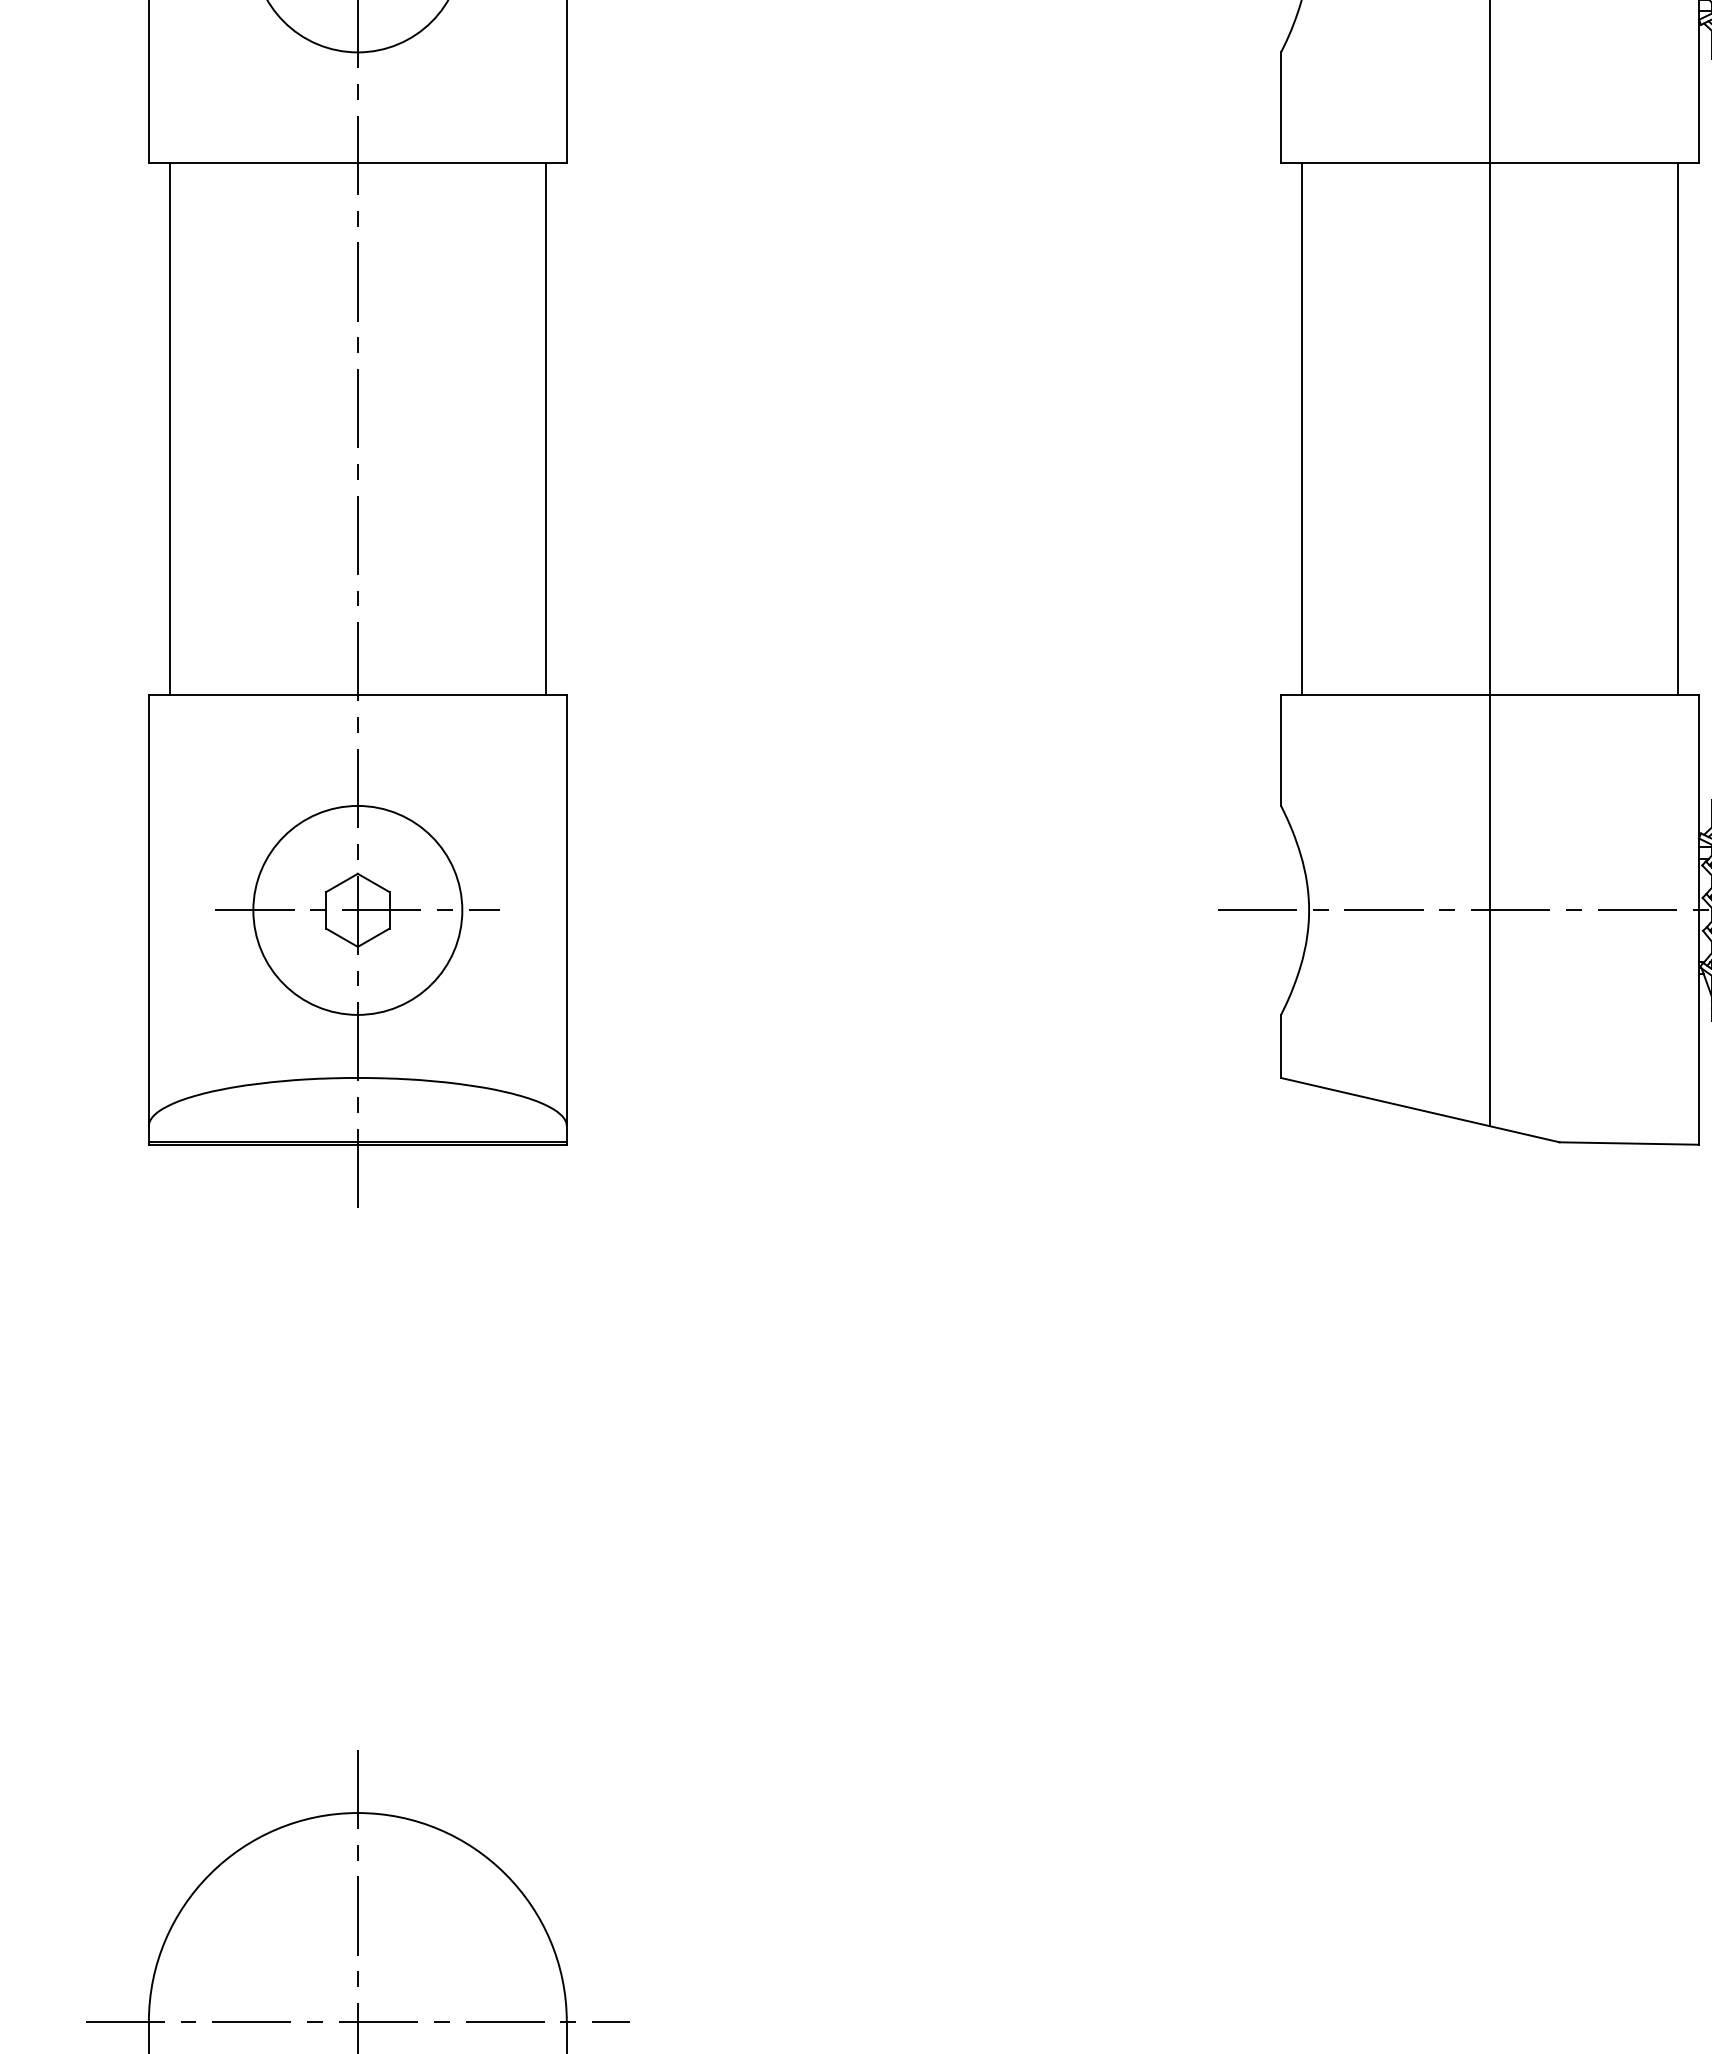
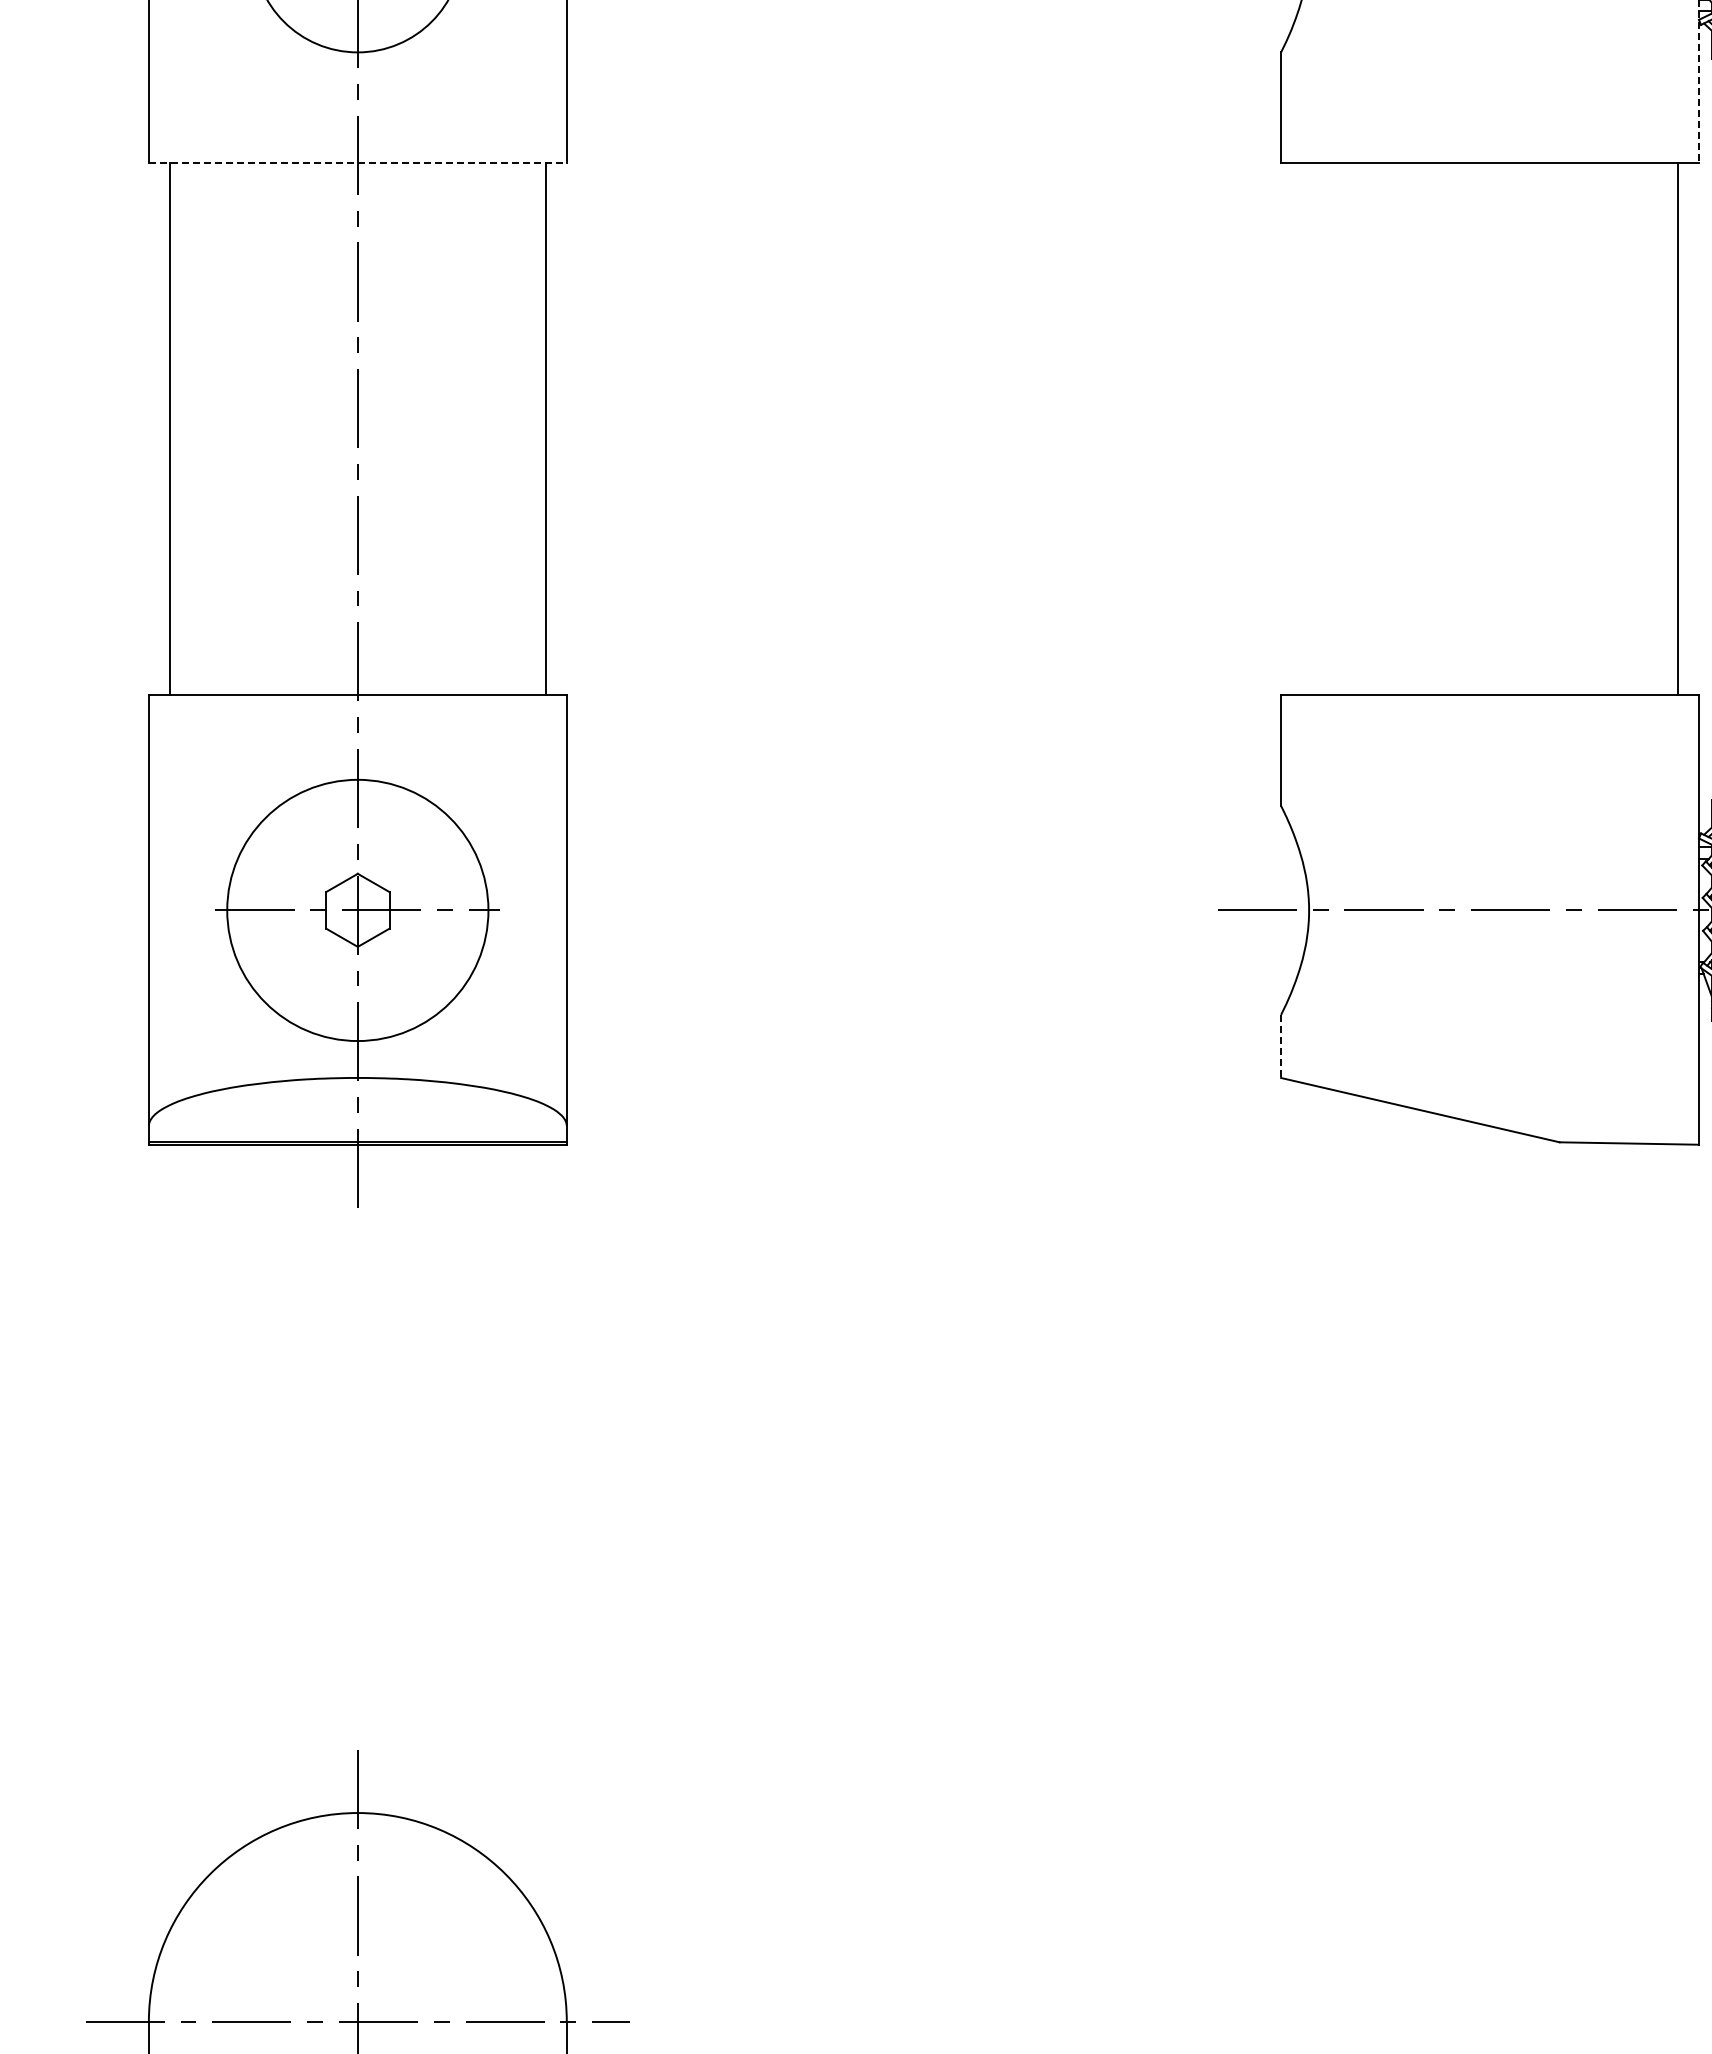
line: solid -> dashed (1699, 82)
line: solid -> dashed (357, 163)
line: present -> none (1301, 429)
line: present -> none (1490, 564)
circle diameter: 209 px -> 261 px (357, 910)
line: solid -> dashed (1281, 1046)
